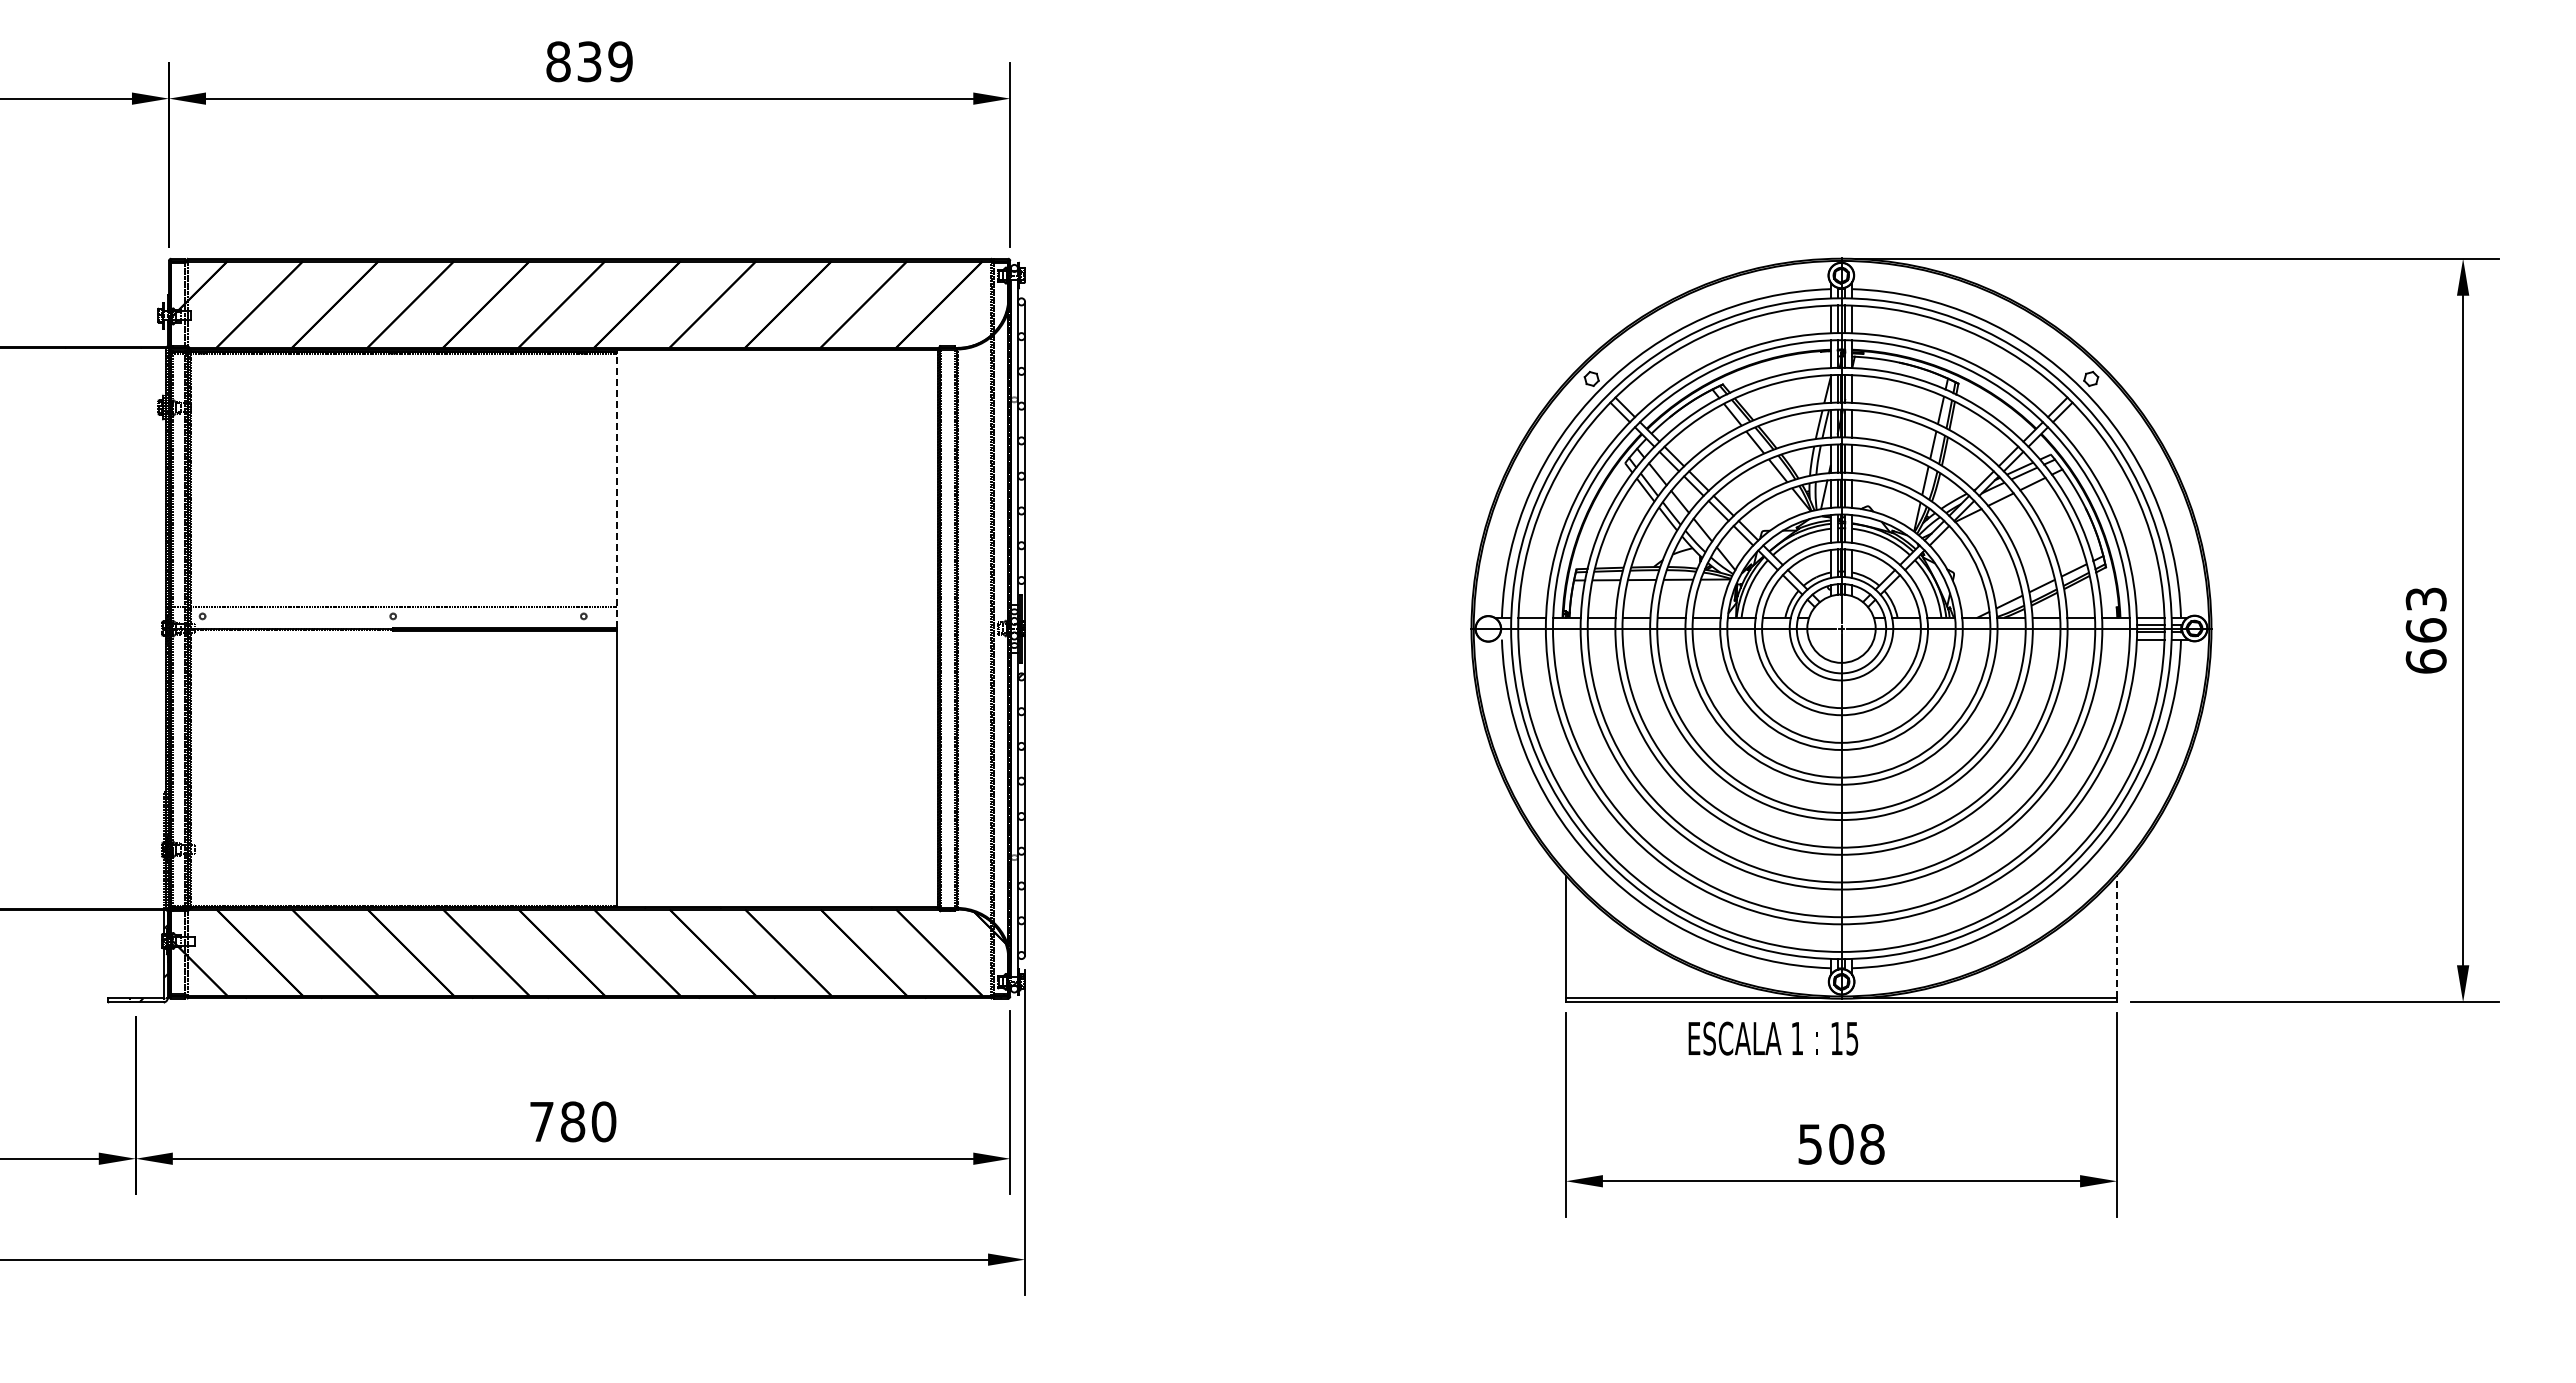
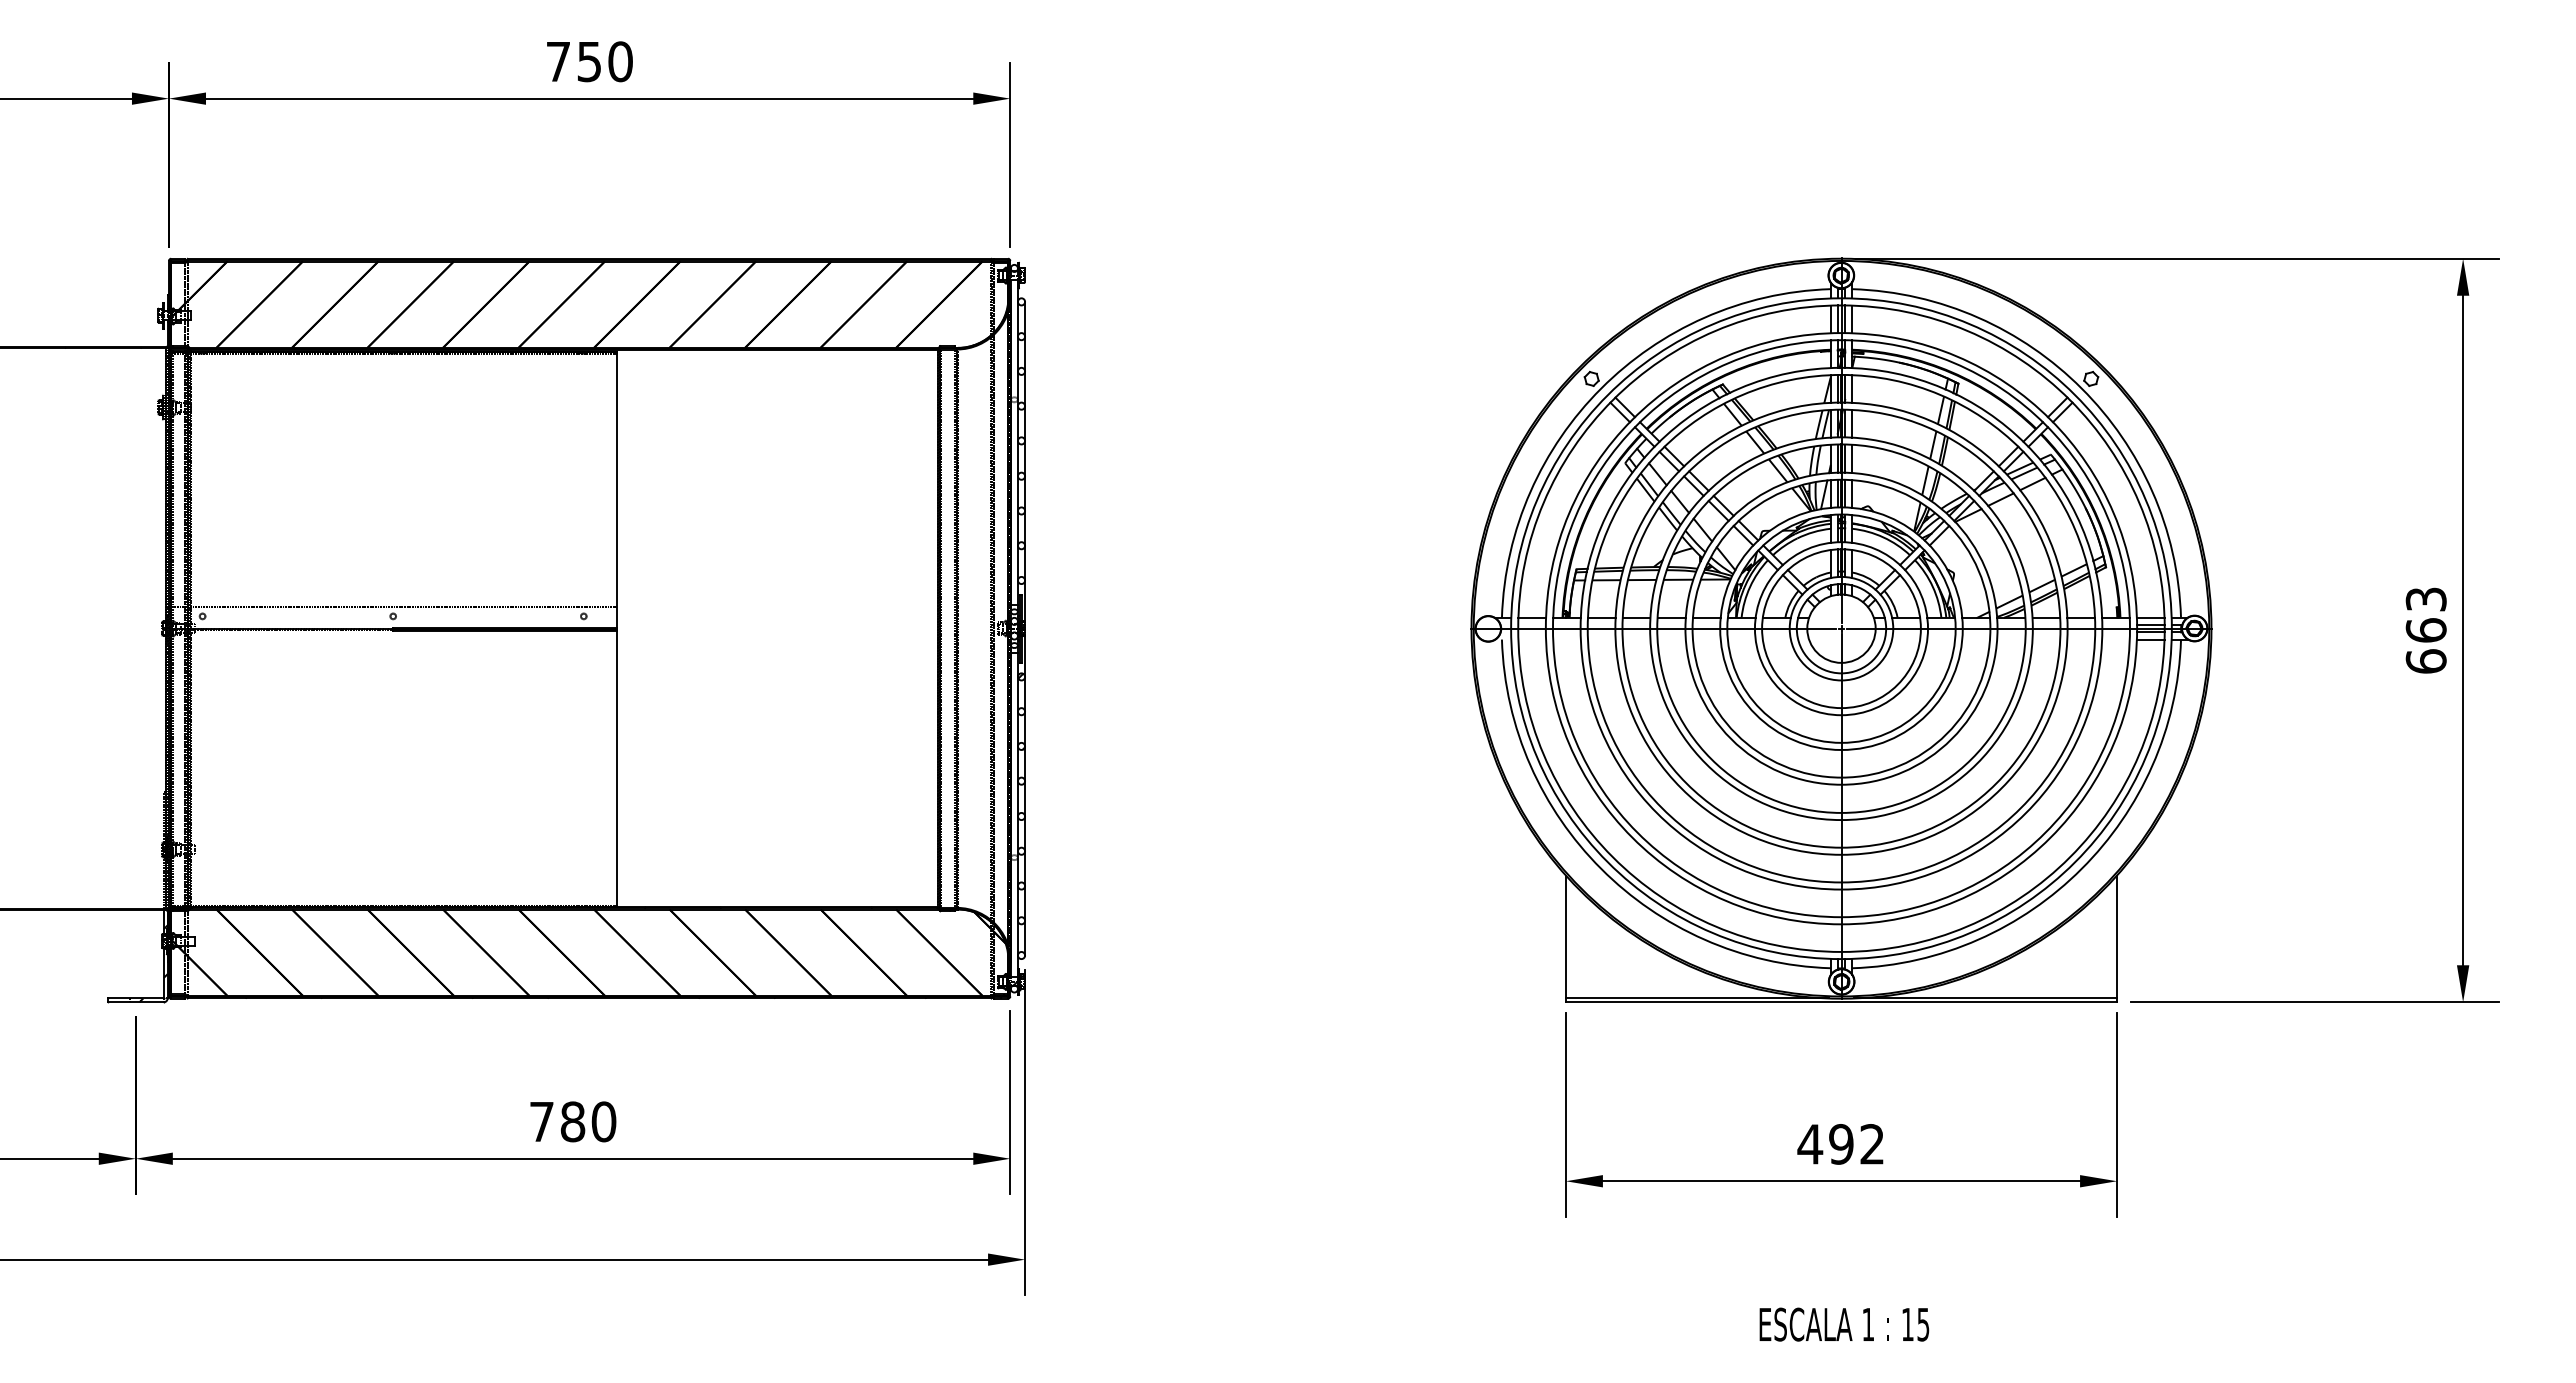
text: 839 -> 750 (589, 61)
line: dashed -> solid (617, 489)
line: dashed -> solid (2117, 936)
text position: (1773, 1038) -> (1844, 1324) (1844, 1324)
text: 508 -> 492 (1840, 1144)
